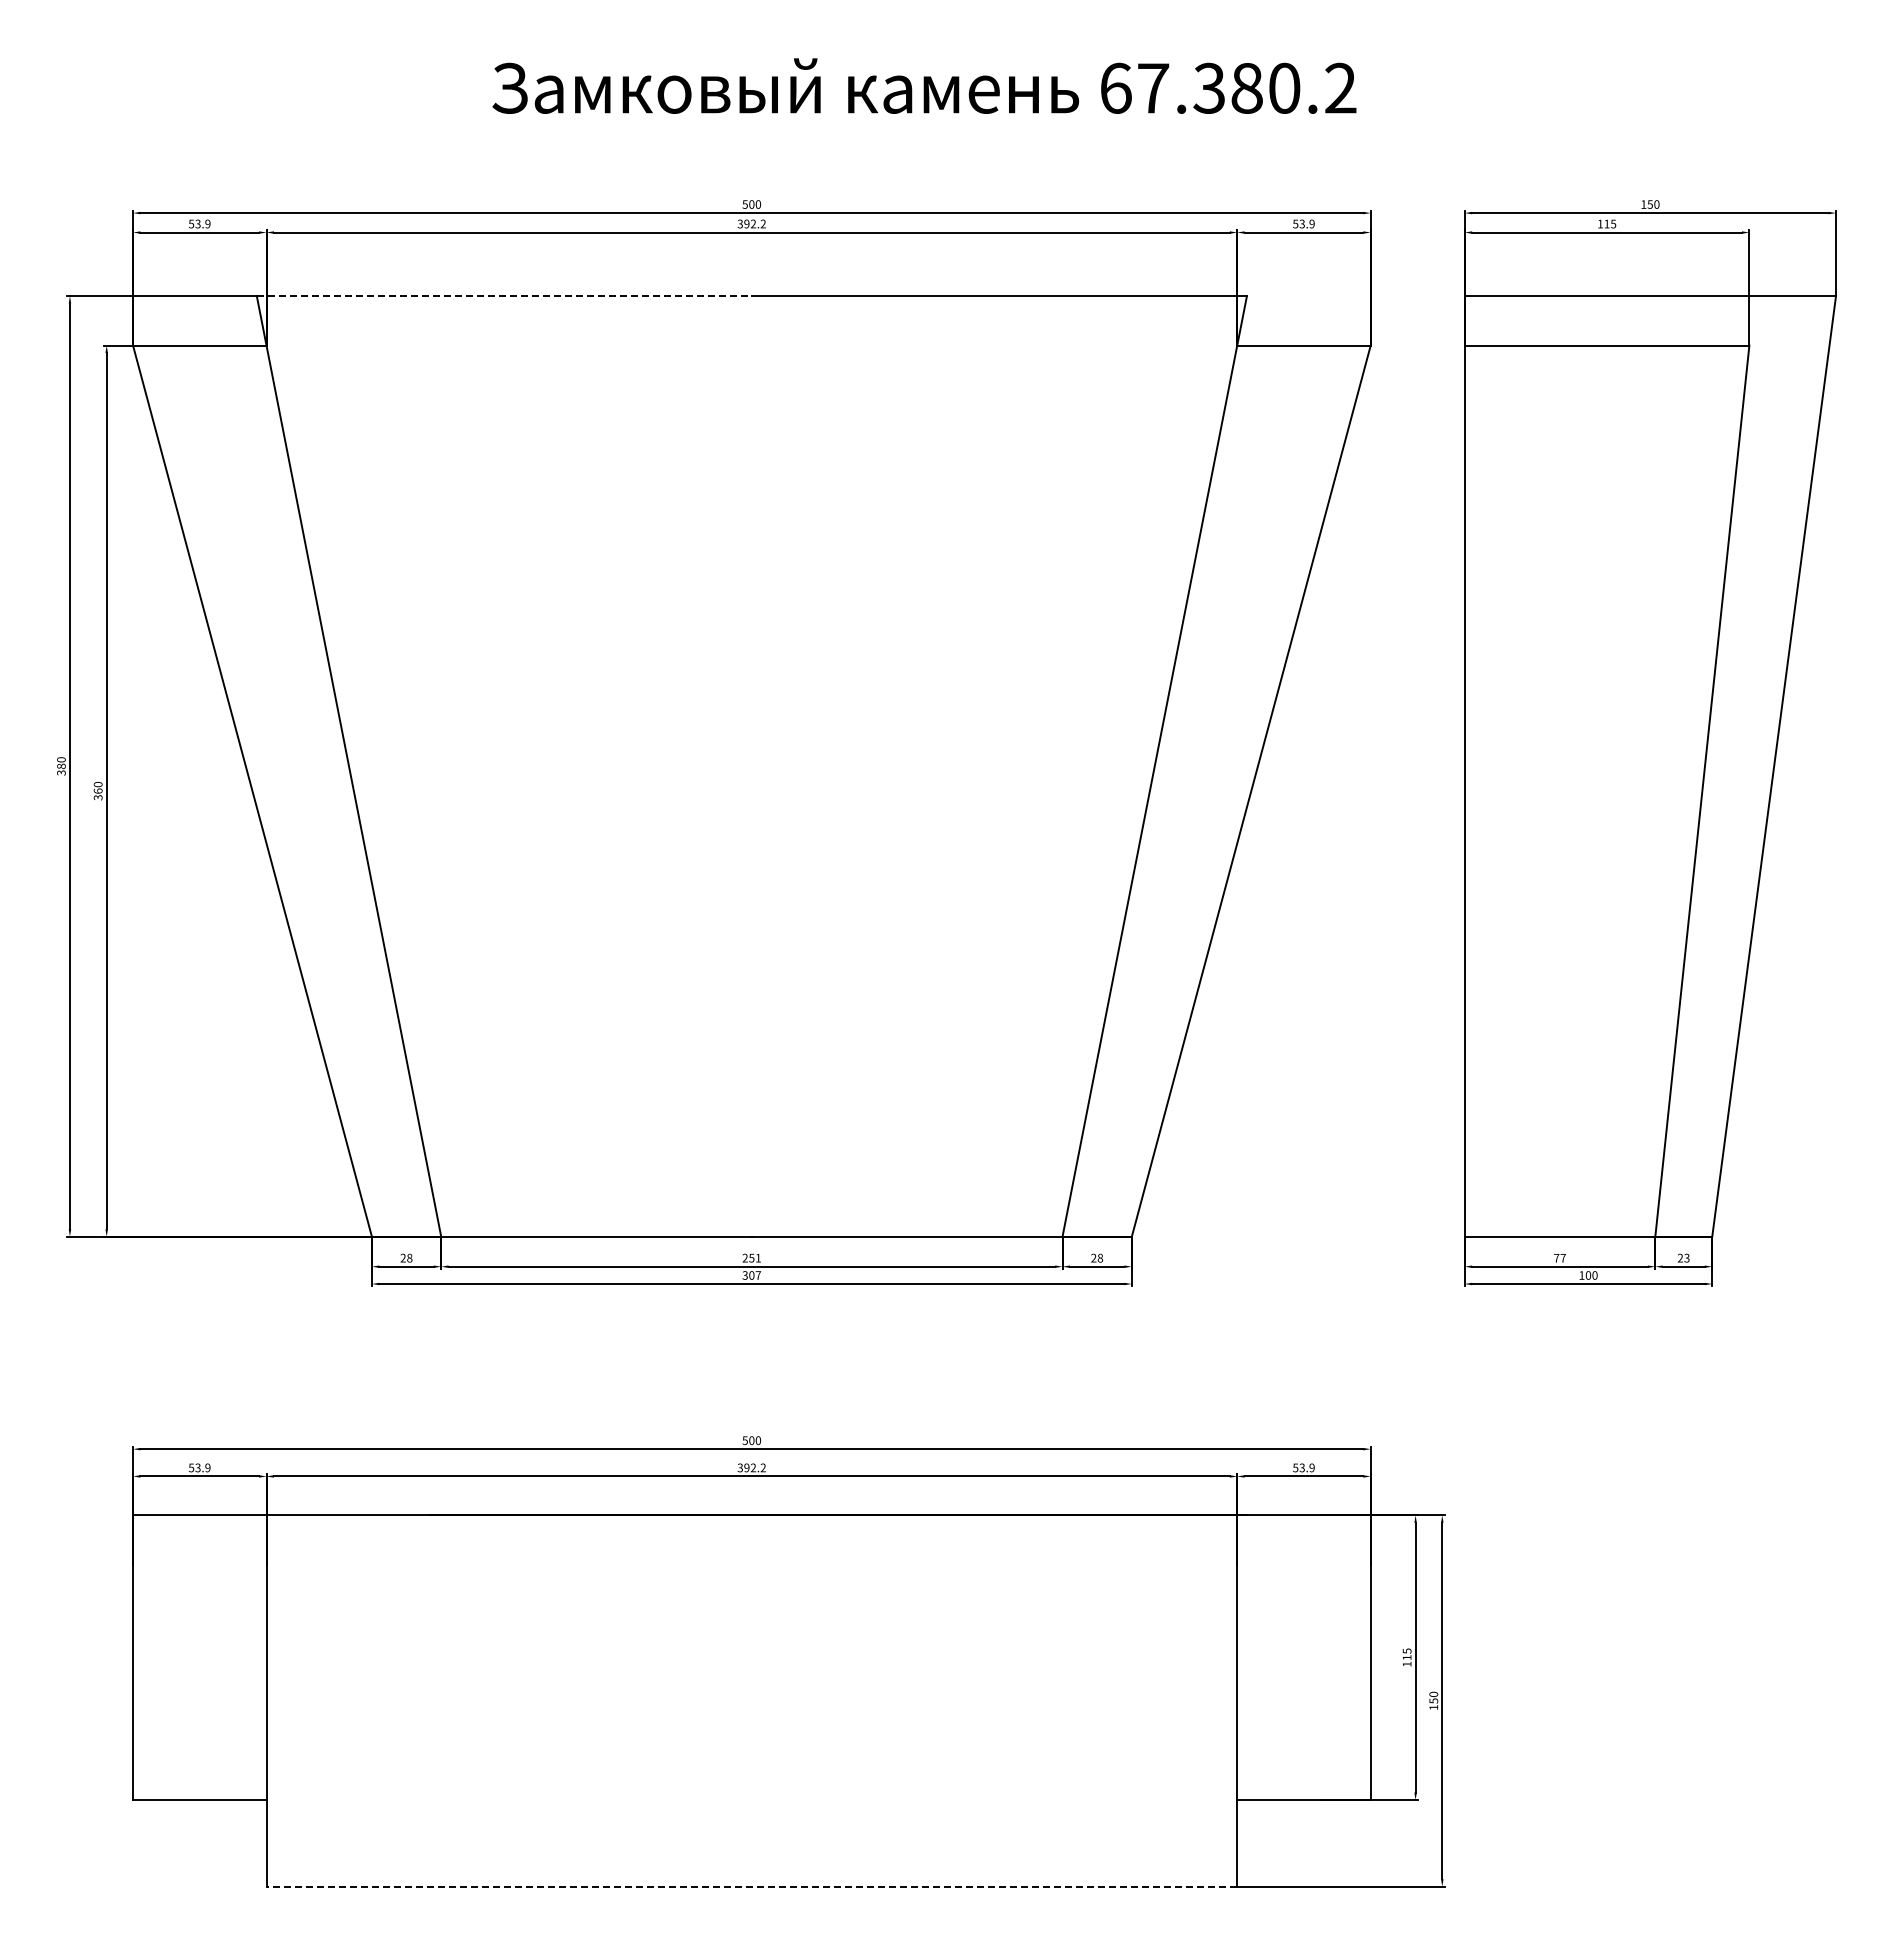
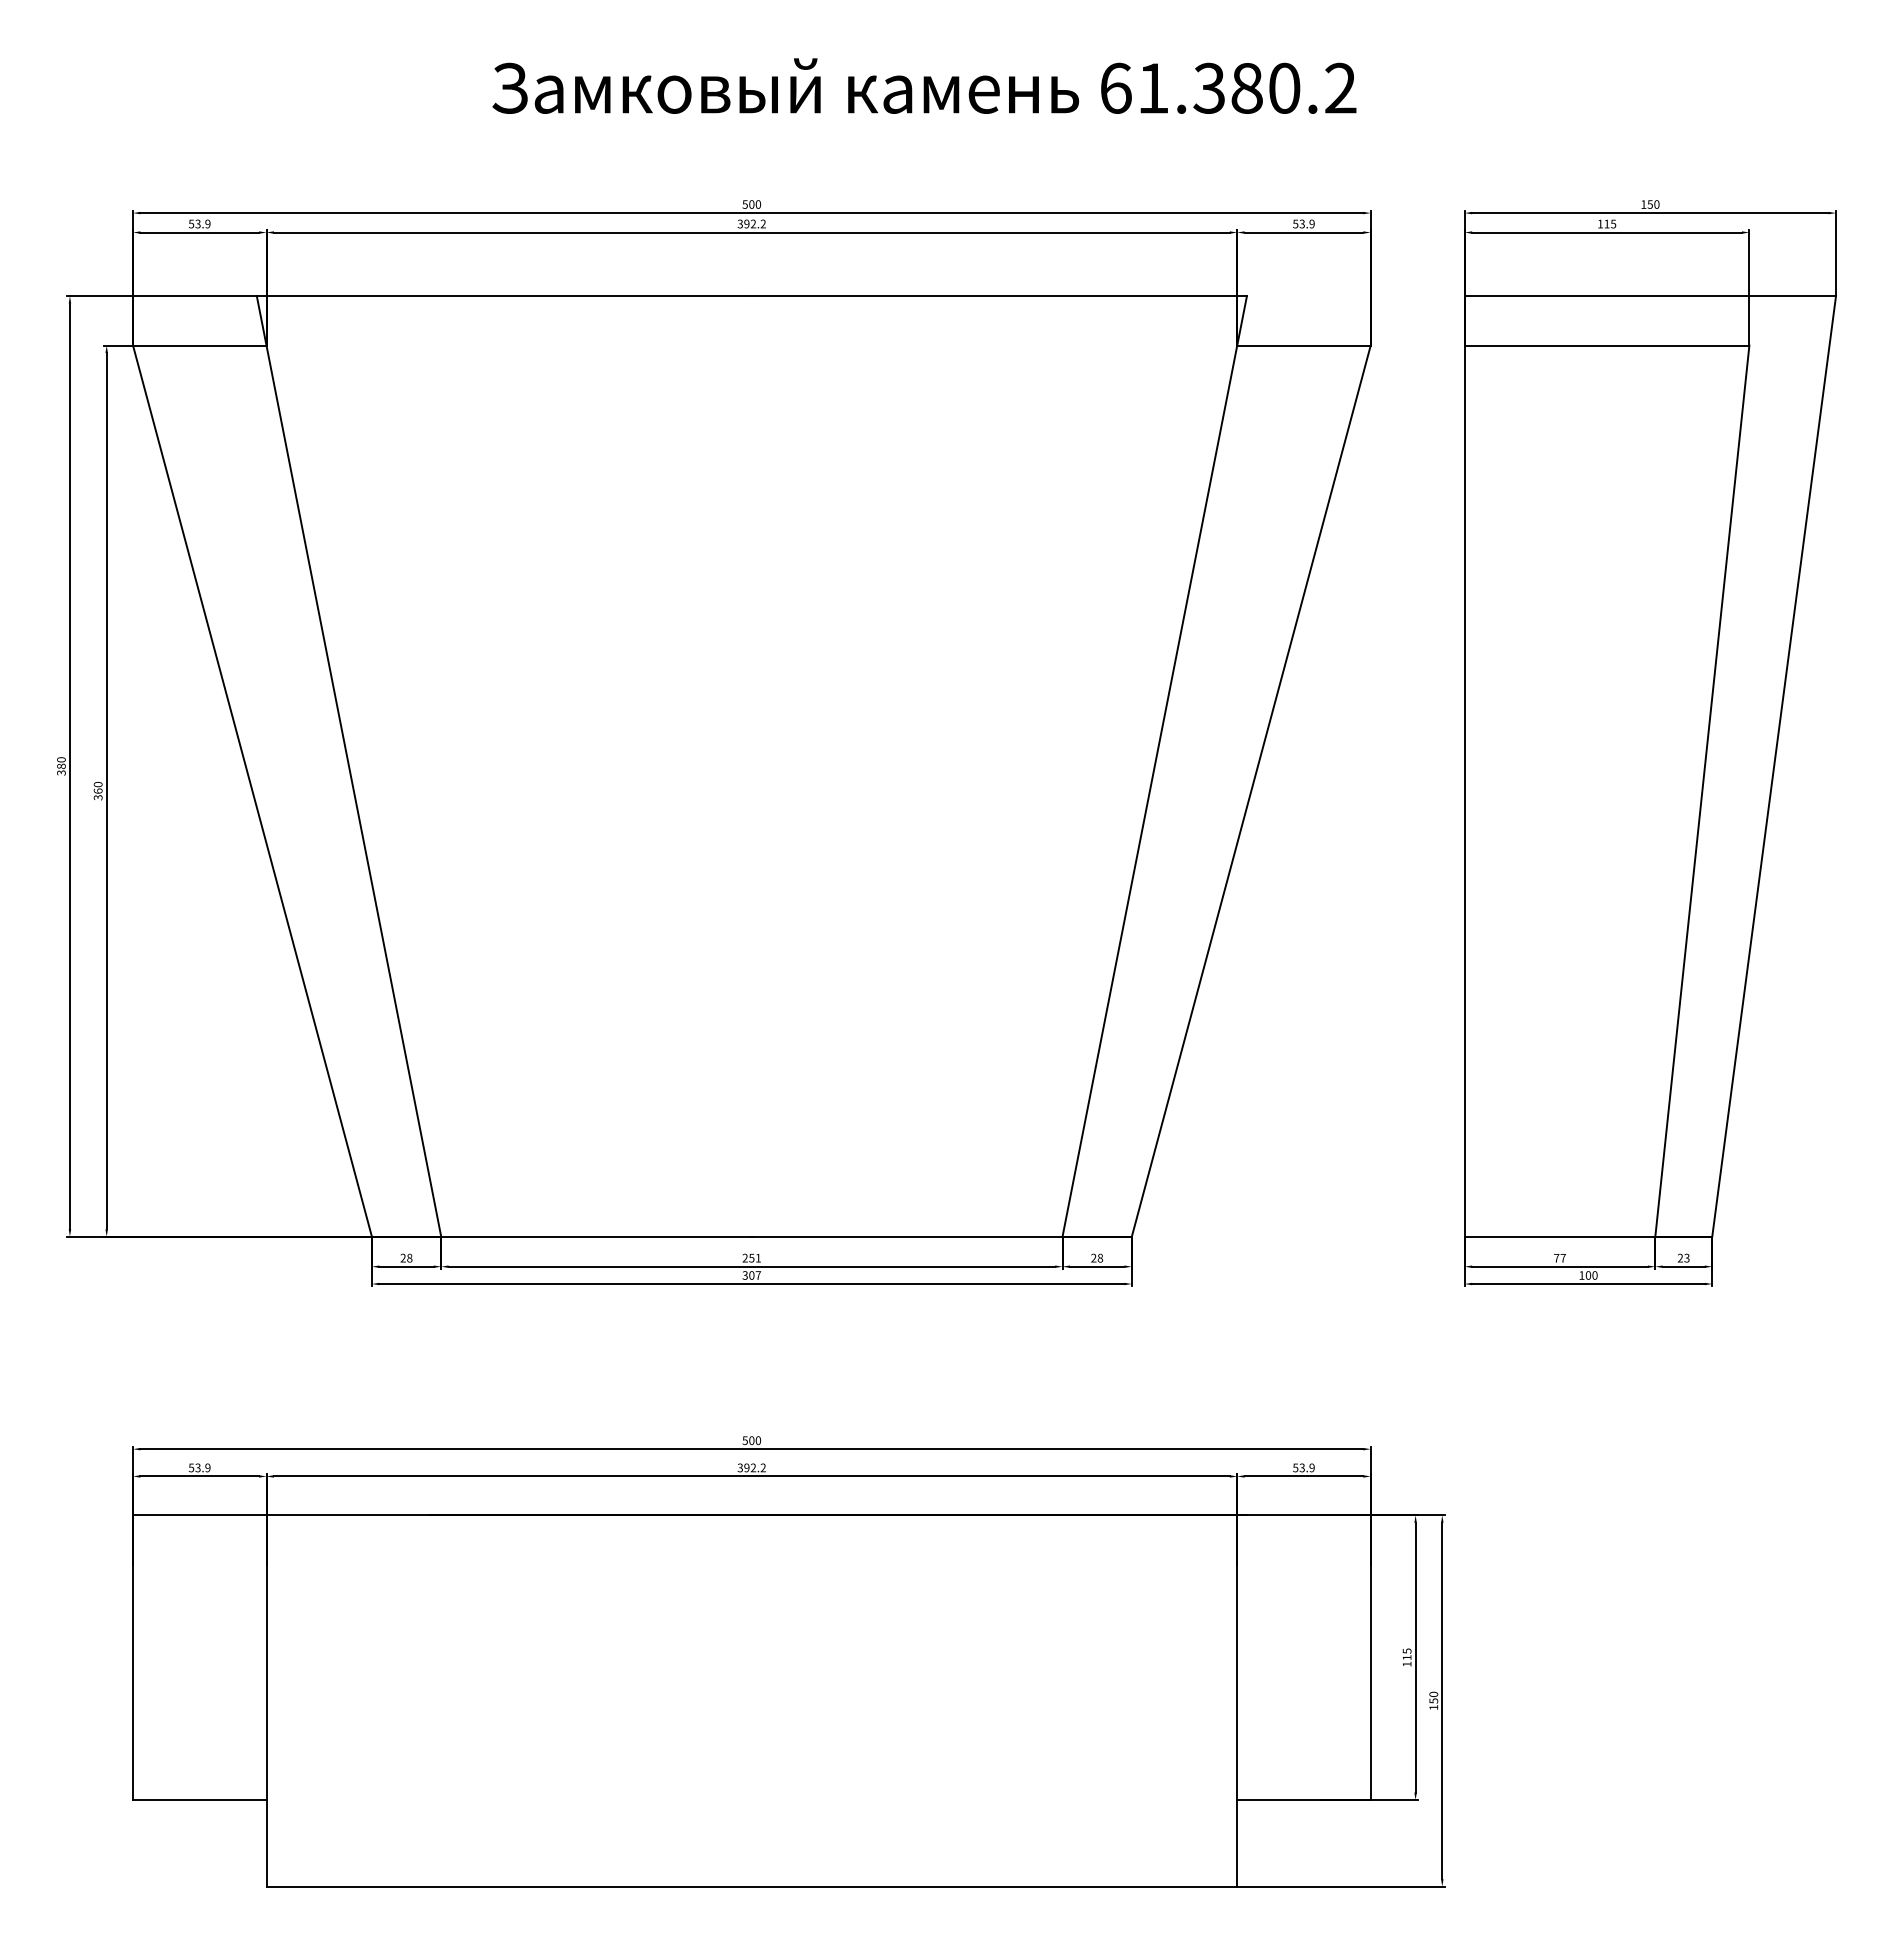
text: 67.380.2 -> 61.380.2 (1153, 88)
line: dashed -> solid (504, 296)
line: dashed -> solid (751, 1886)
